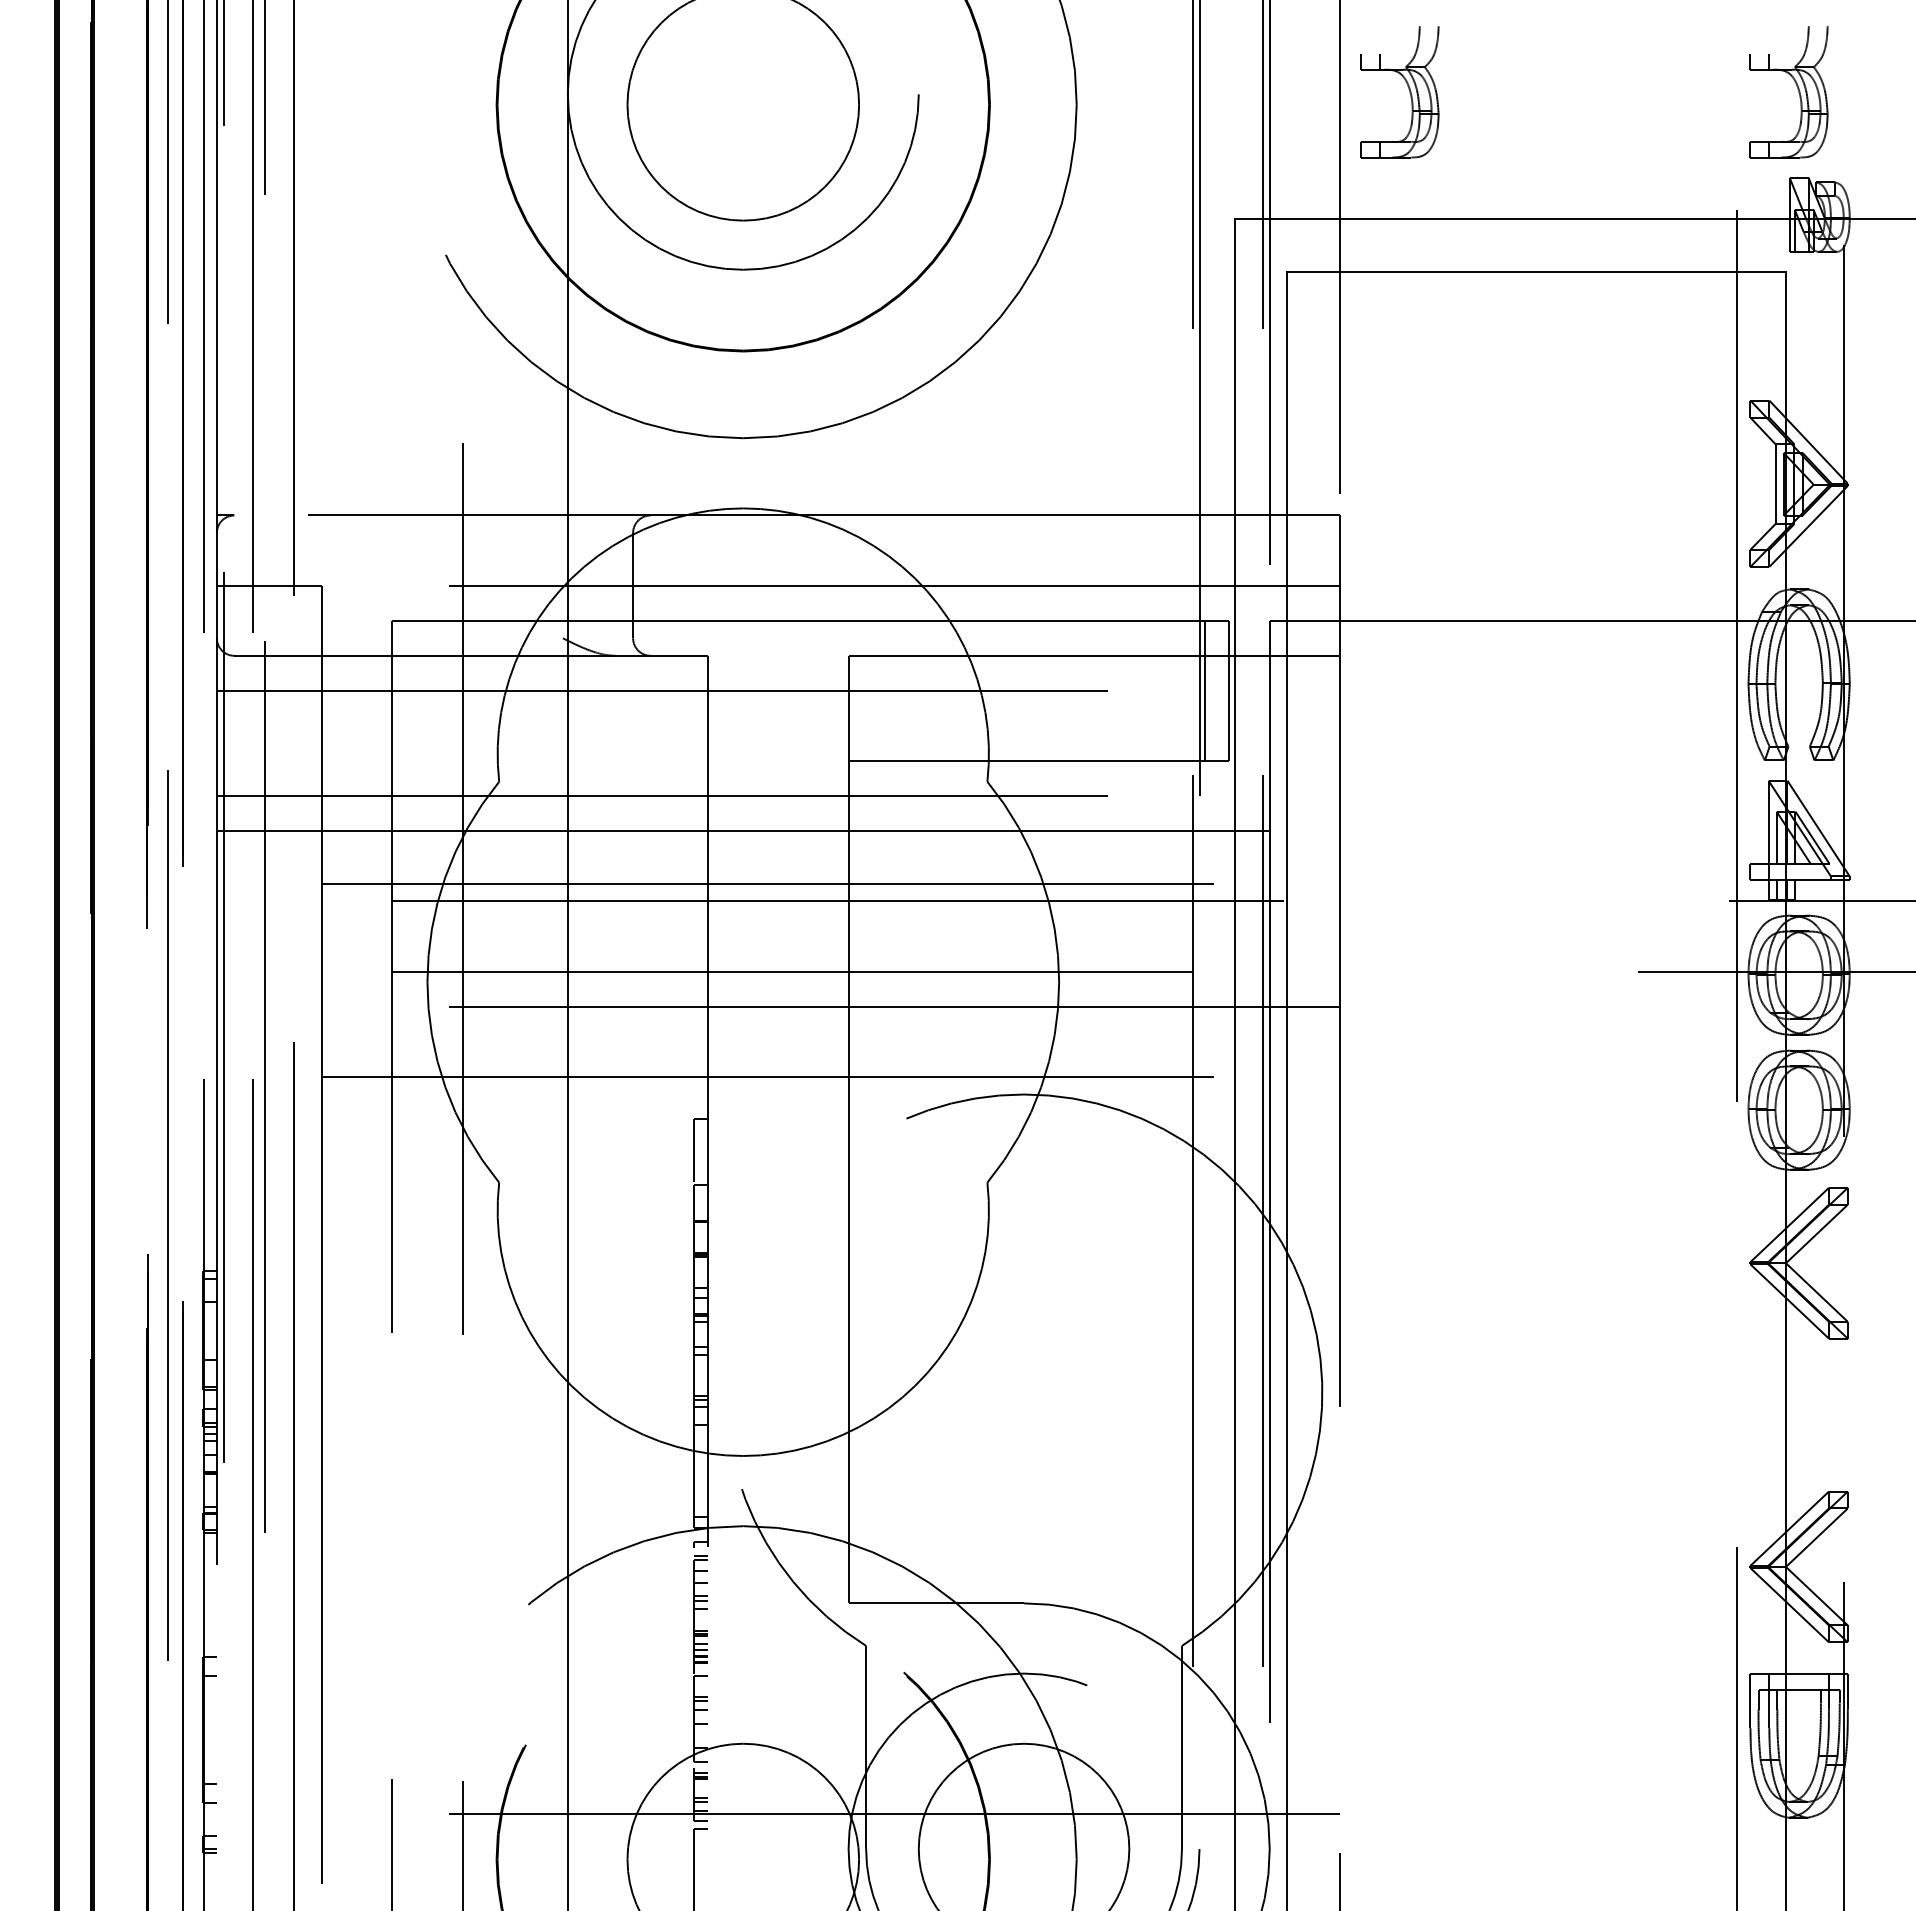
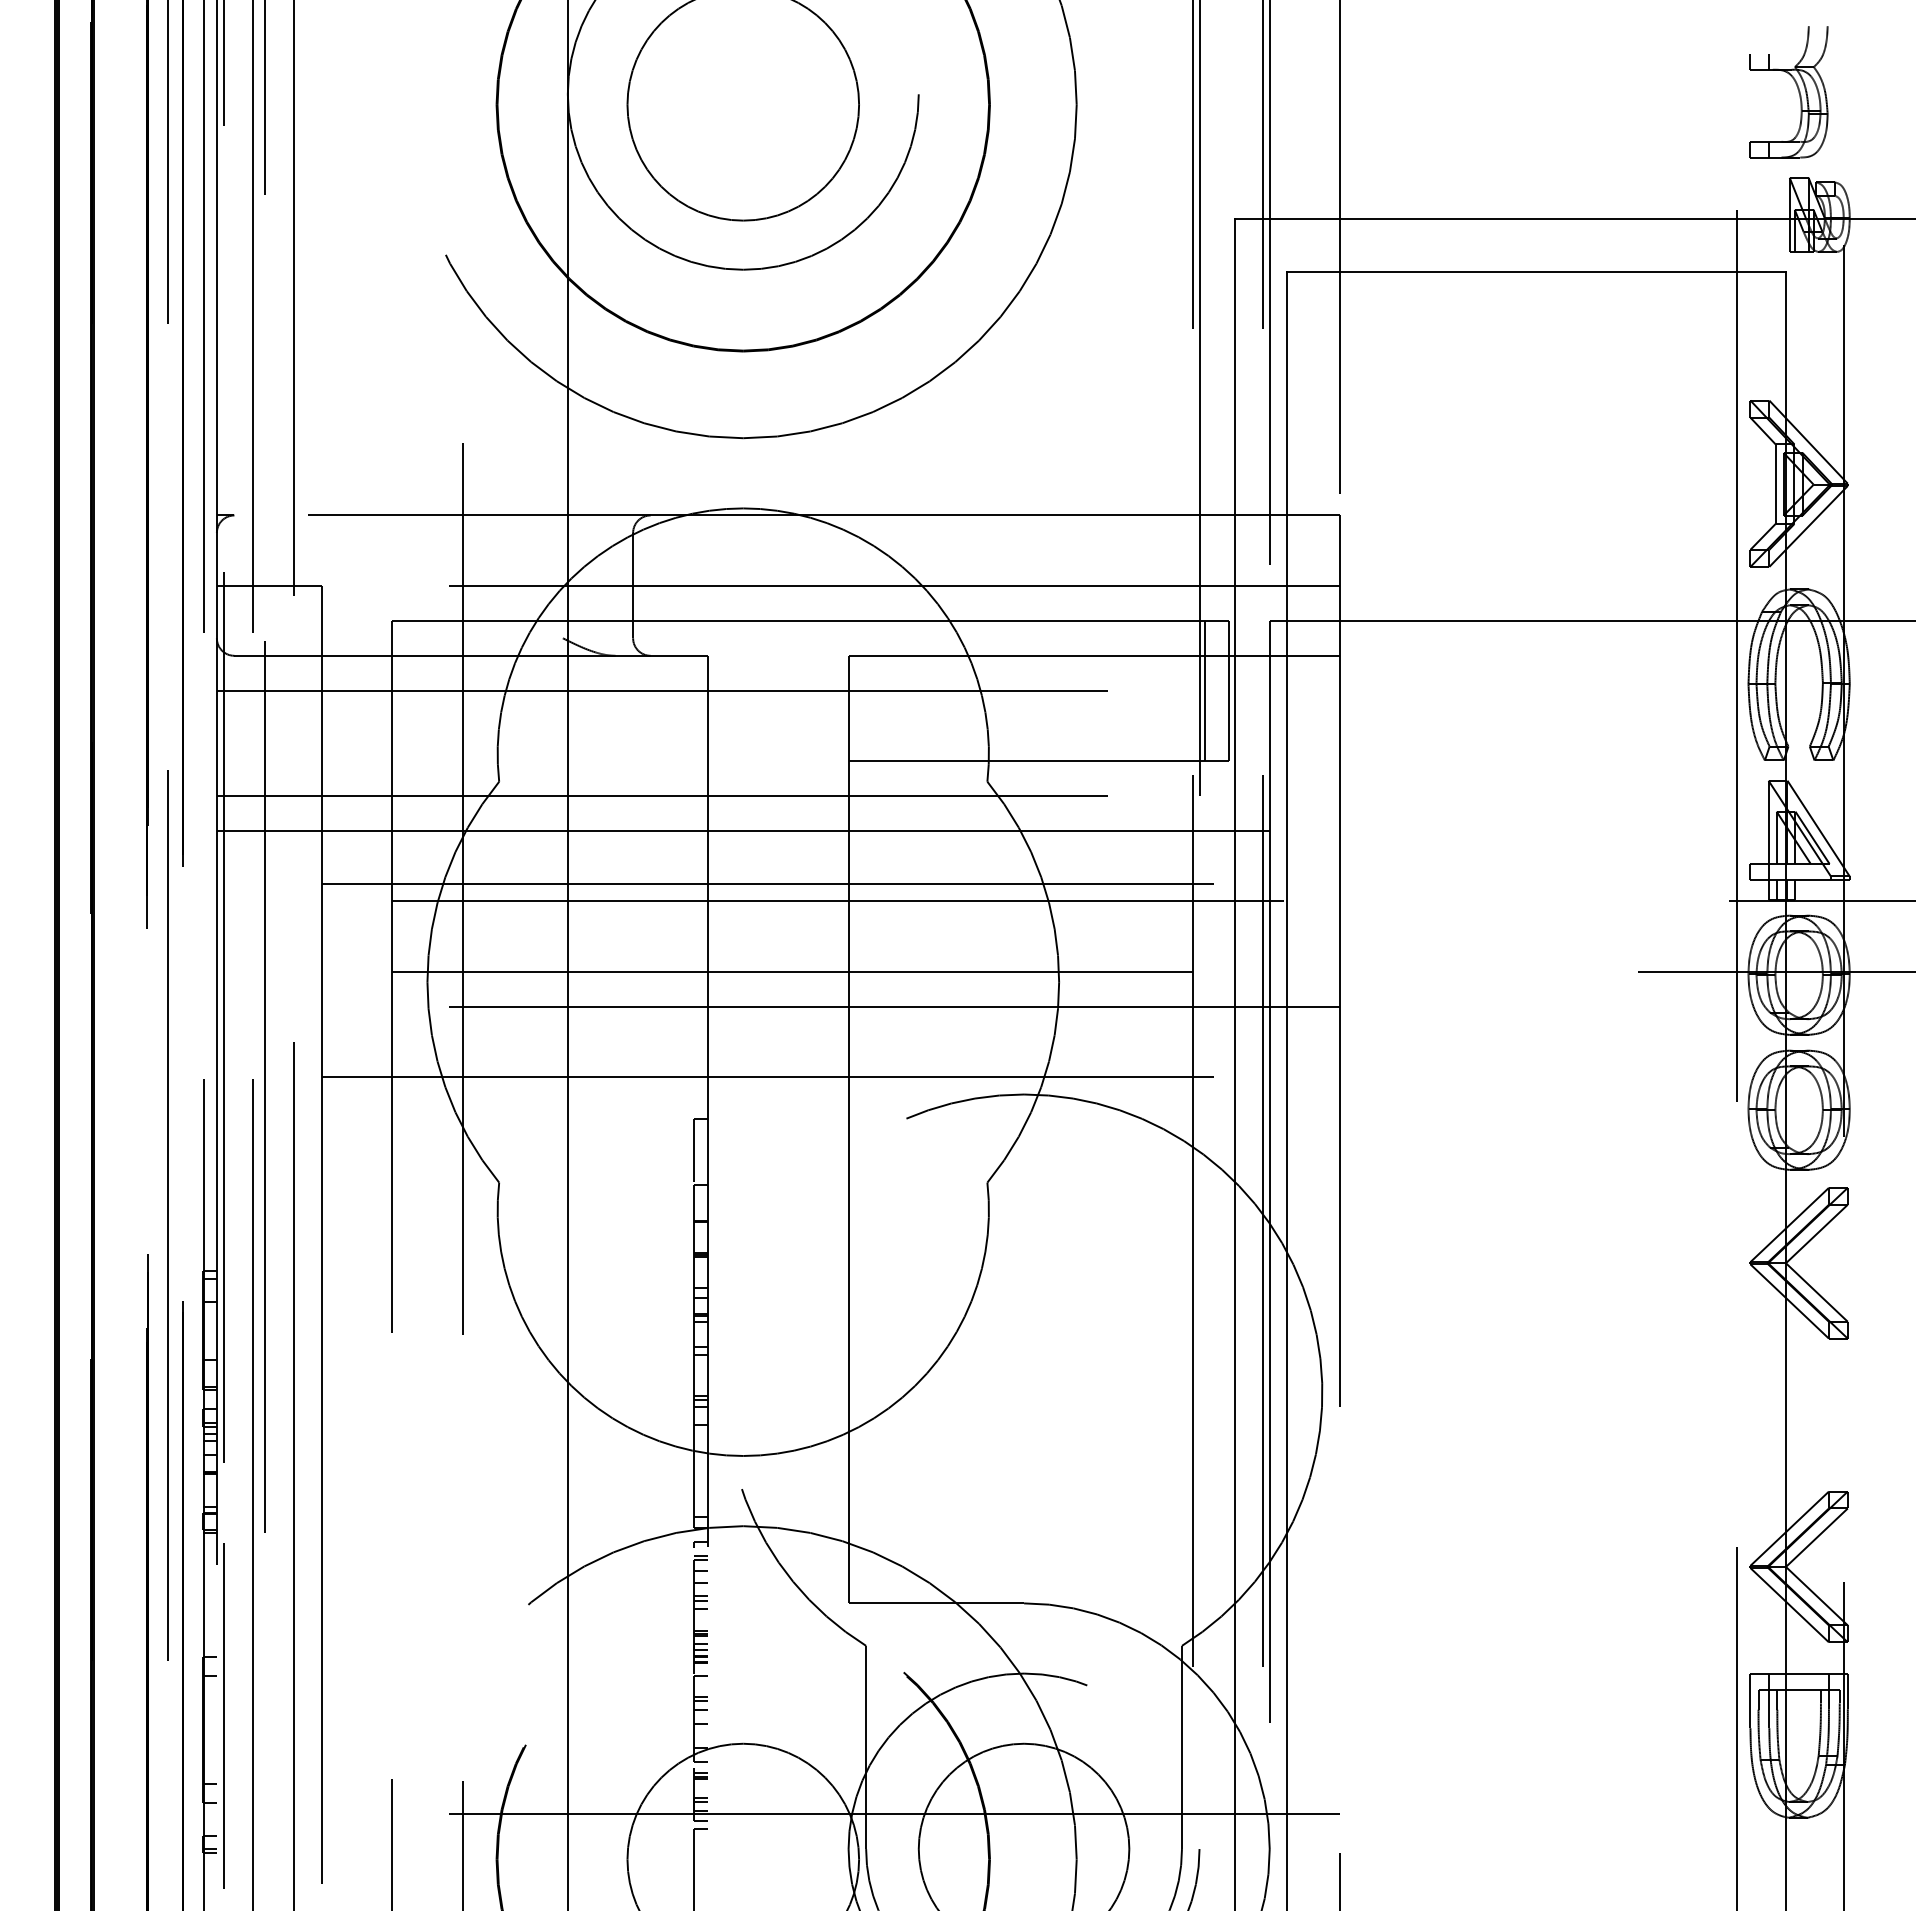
part: present -> none (1408, 89)
line: none -> present (223, 1716)
